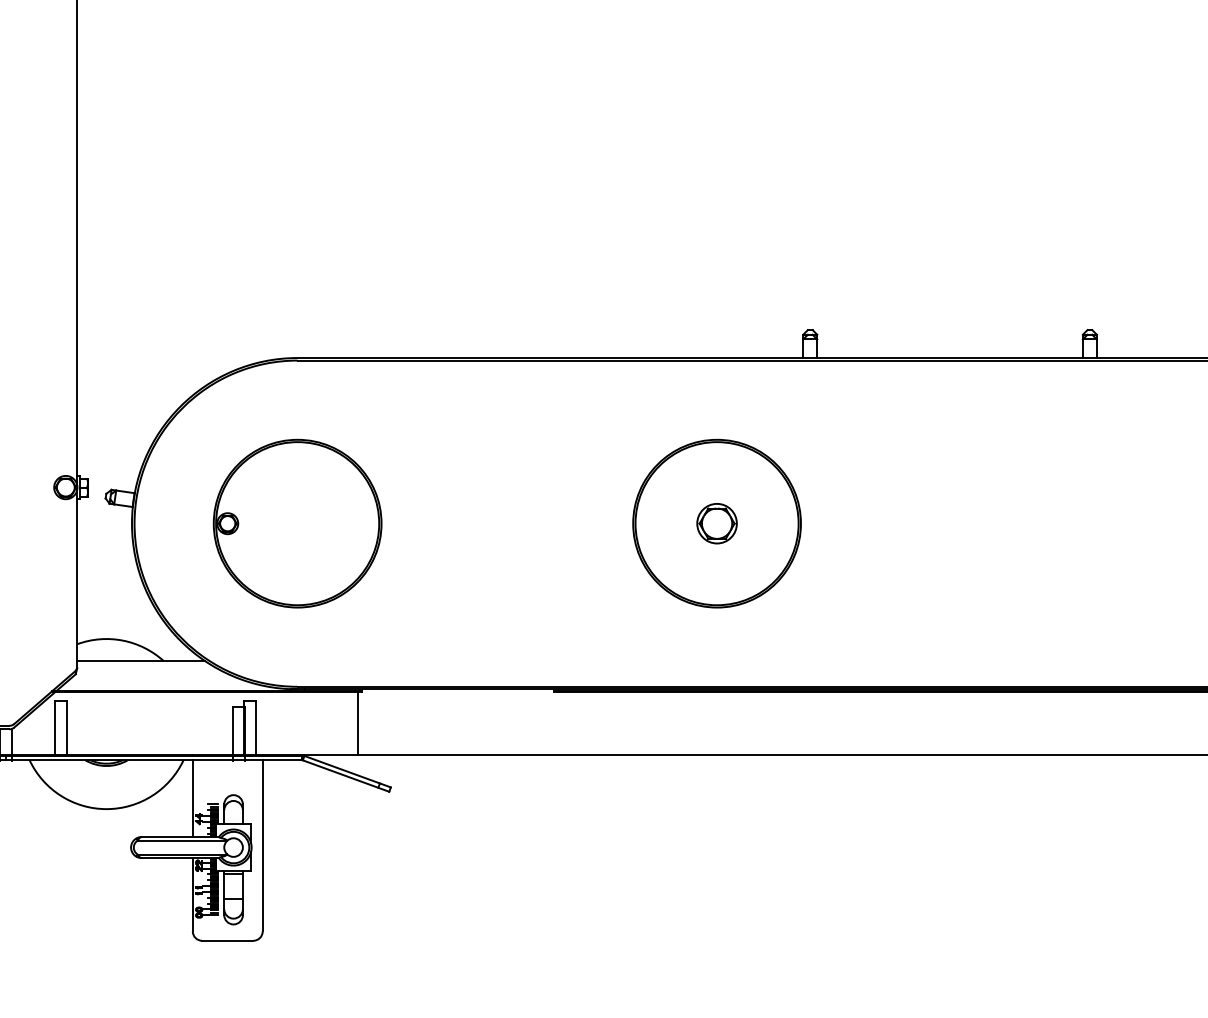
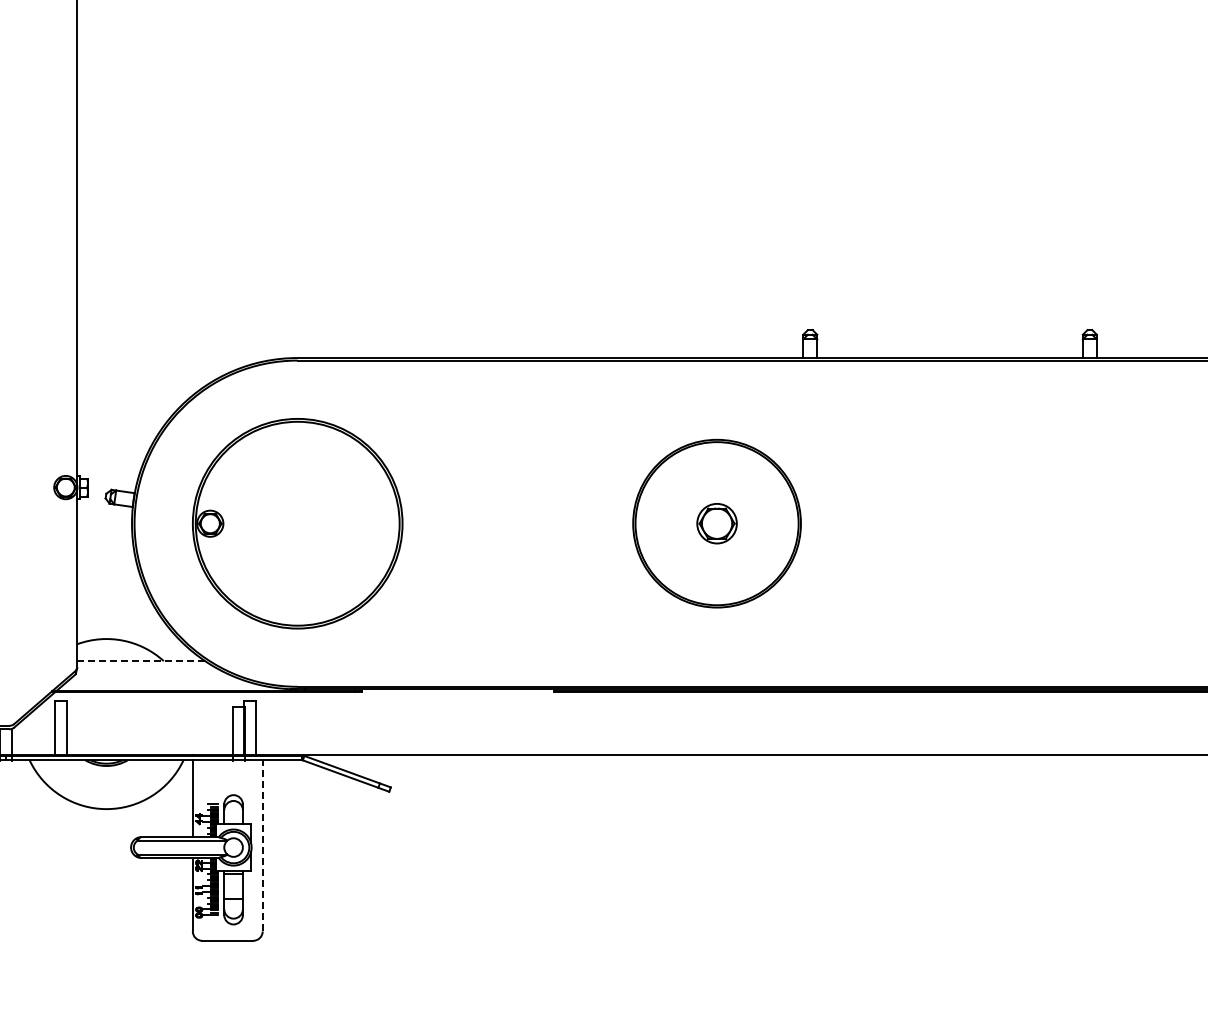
part size: 171x171 px -> 212x212 px (297, 523)
line: solid -> dashed (141, 661)
line: present -> none (358, 723)
line: solid -> dashed (262, 845)
